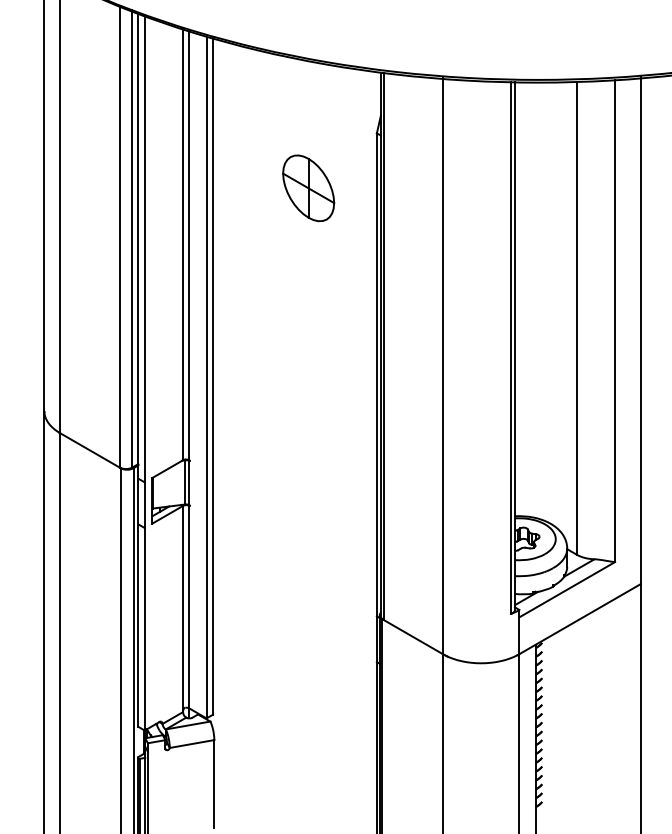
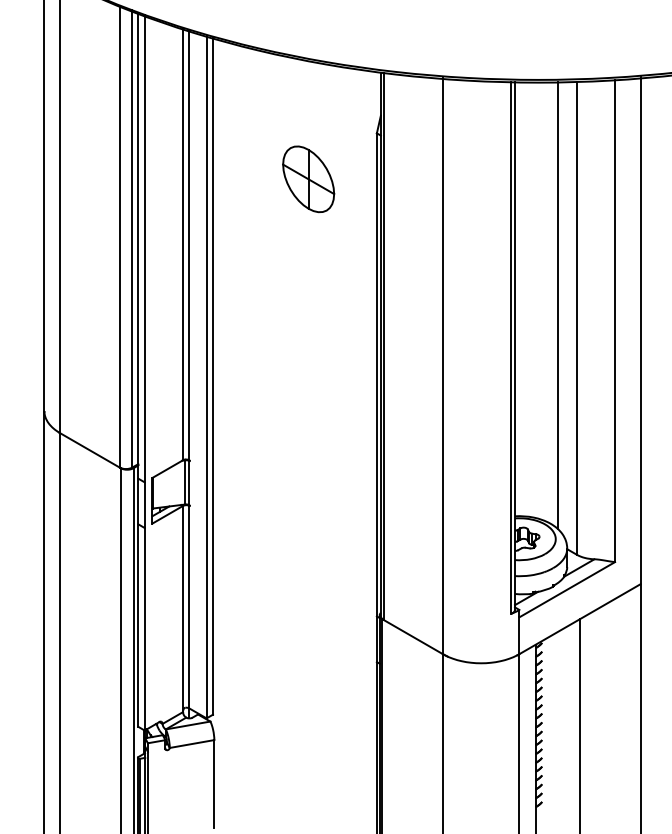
part position: (308, 188) -> (308, 179) (308, 179)
line: none -> present (557, 304)
line: none -> present (579, 724)
